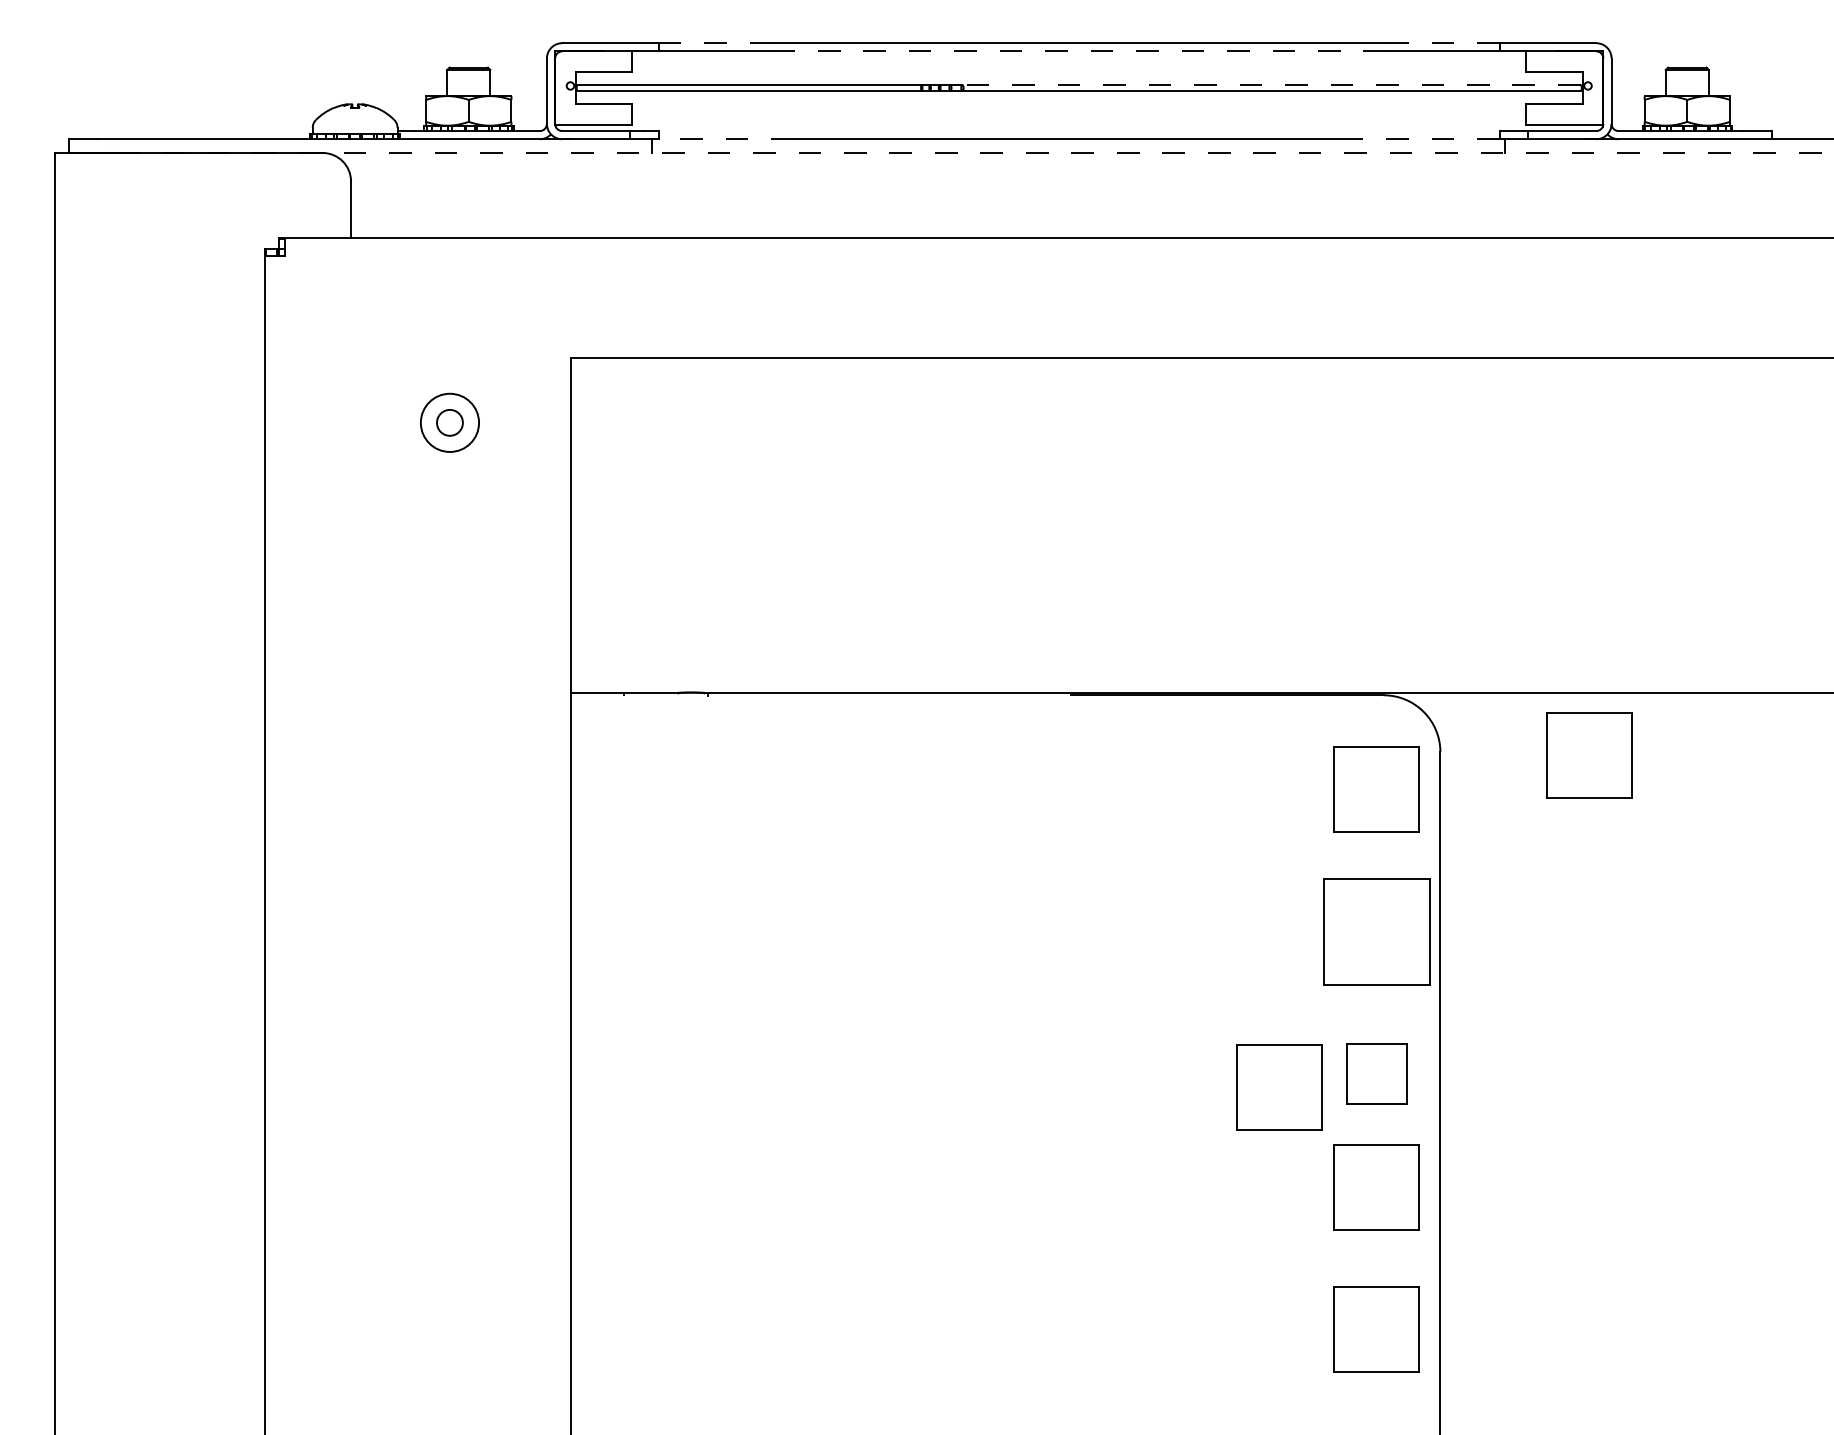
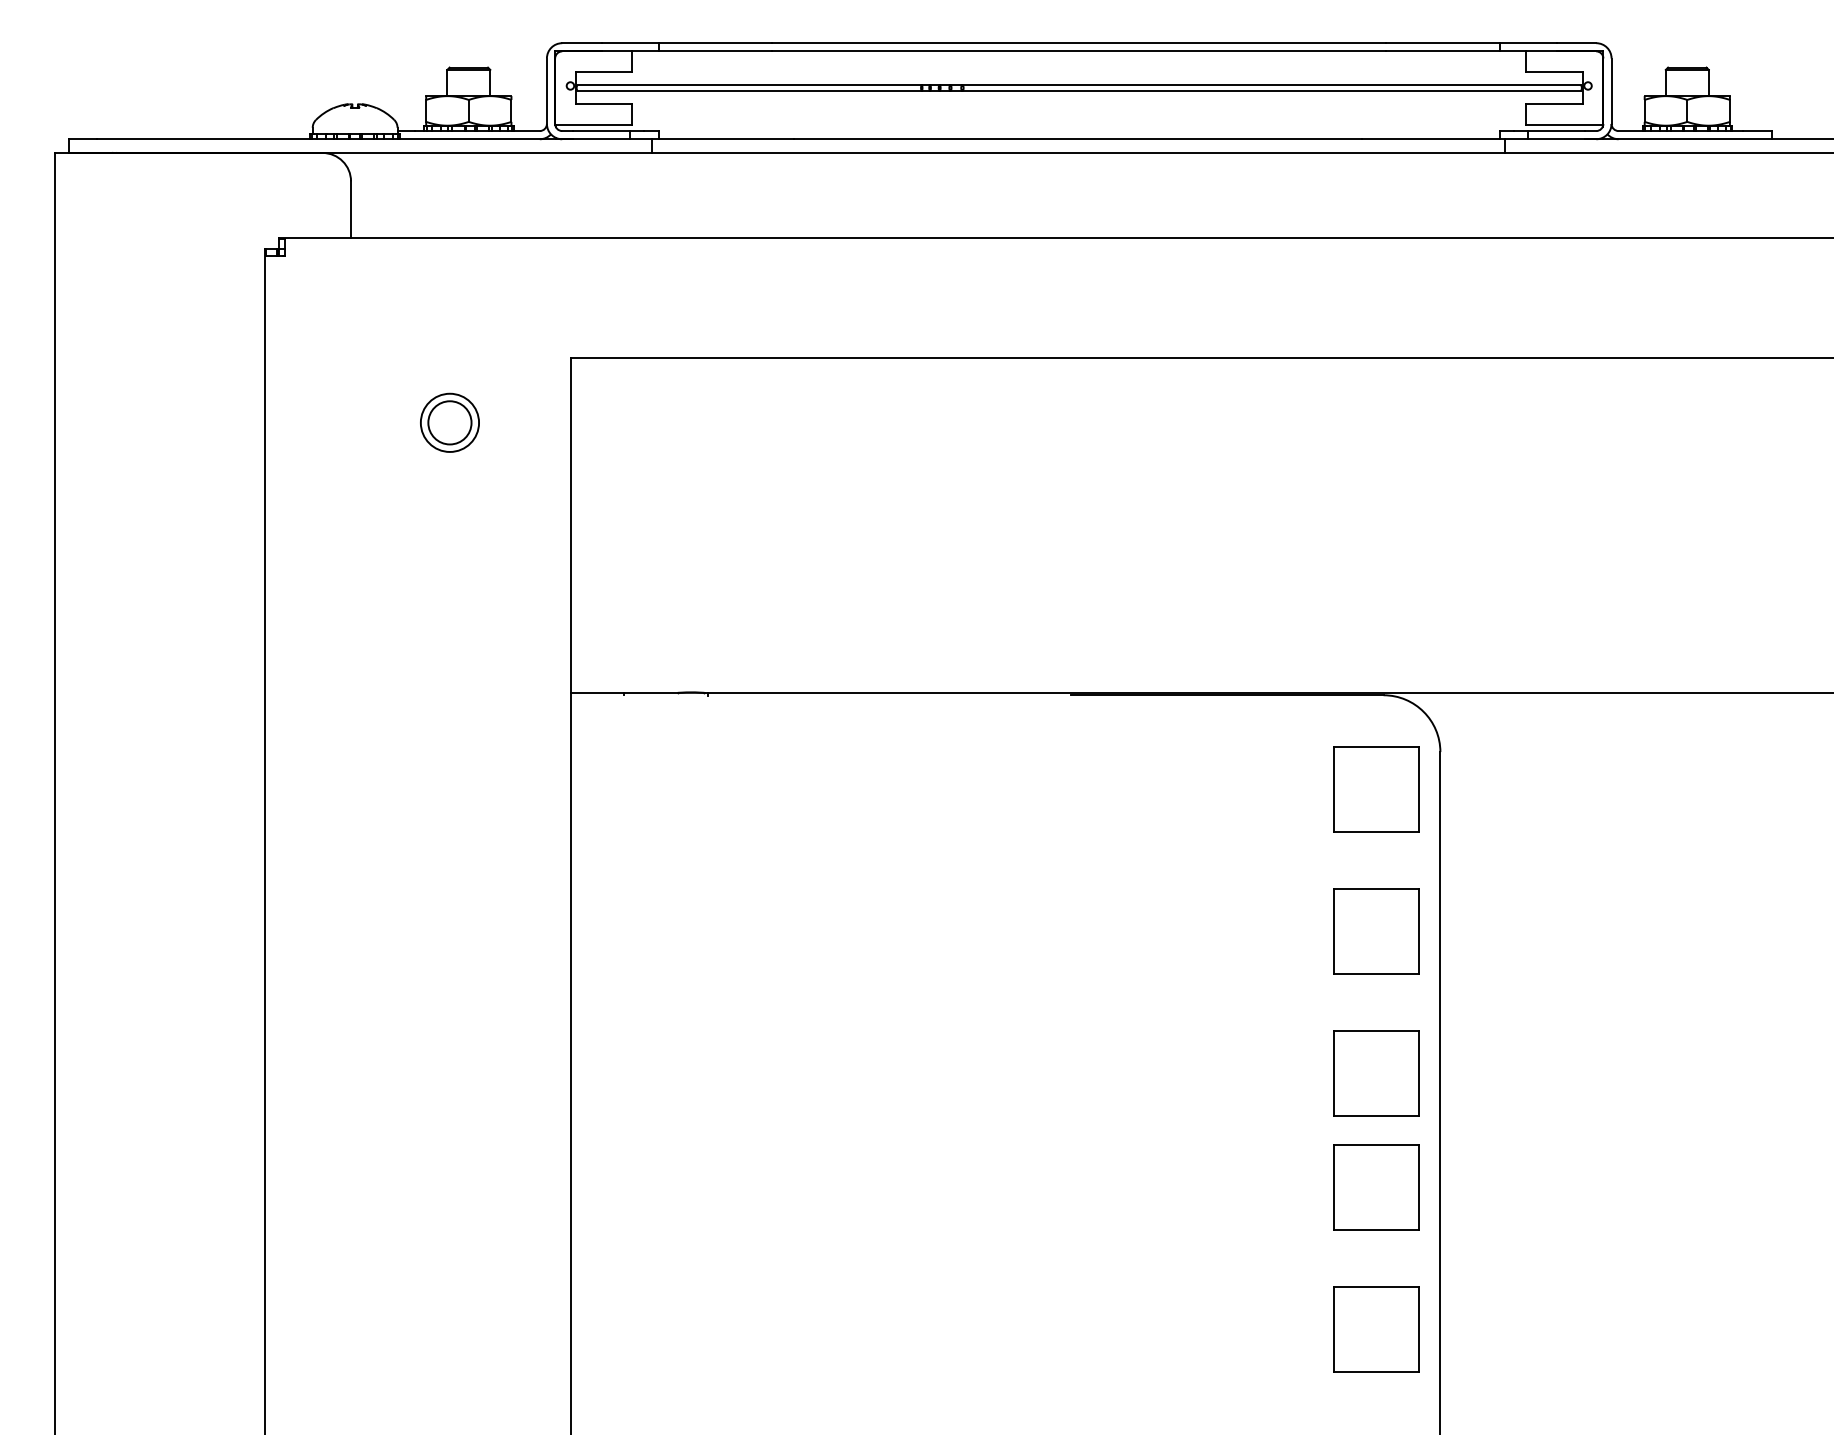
line: dashed -> solid (715, 43)
line: dashed -> solid (1443, 43)
line: dashed -> solid (1079, 51)
line: dashed -> solid (1271, 85)
line: dashed -> solid (726, 139)
line: dashed -> solid (1431, 139)
line: dashed -> solid (975, 152)
circle diameter: 26 px -> 43 px (449, 422)
part: present -> none (1589, 755)
part size: 108x108 px -> 87x87 px (1376, 931)
part size: 62x62 px -> 87x87 px (1376, 1073)
part: present -> none (1279, 1087)
